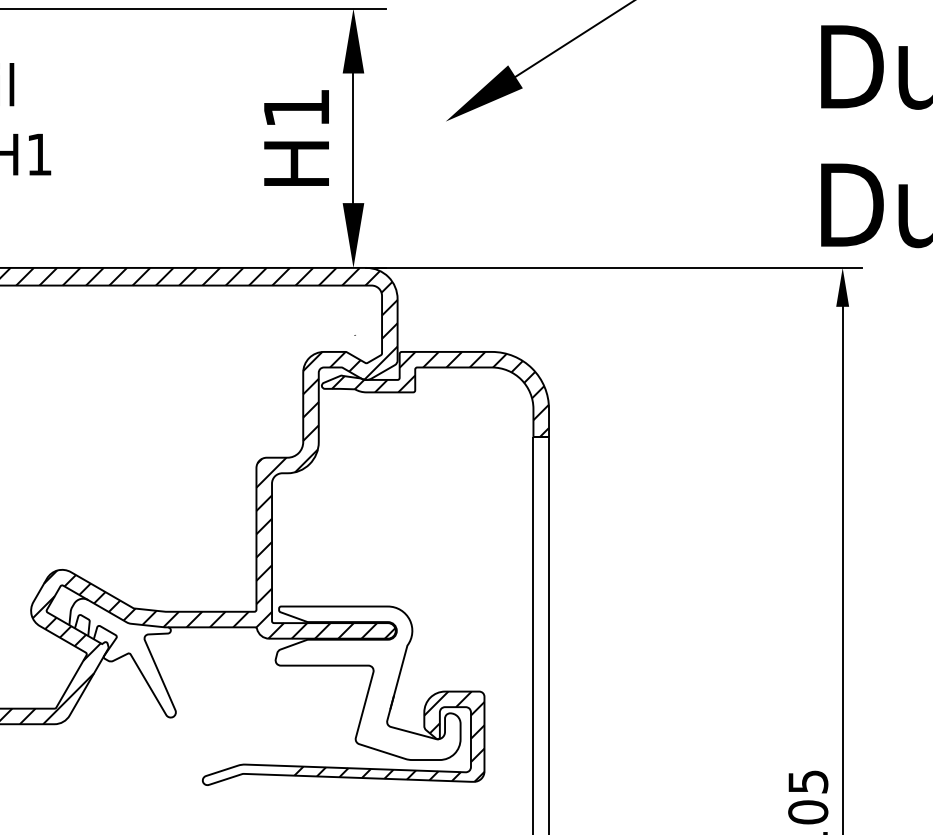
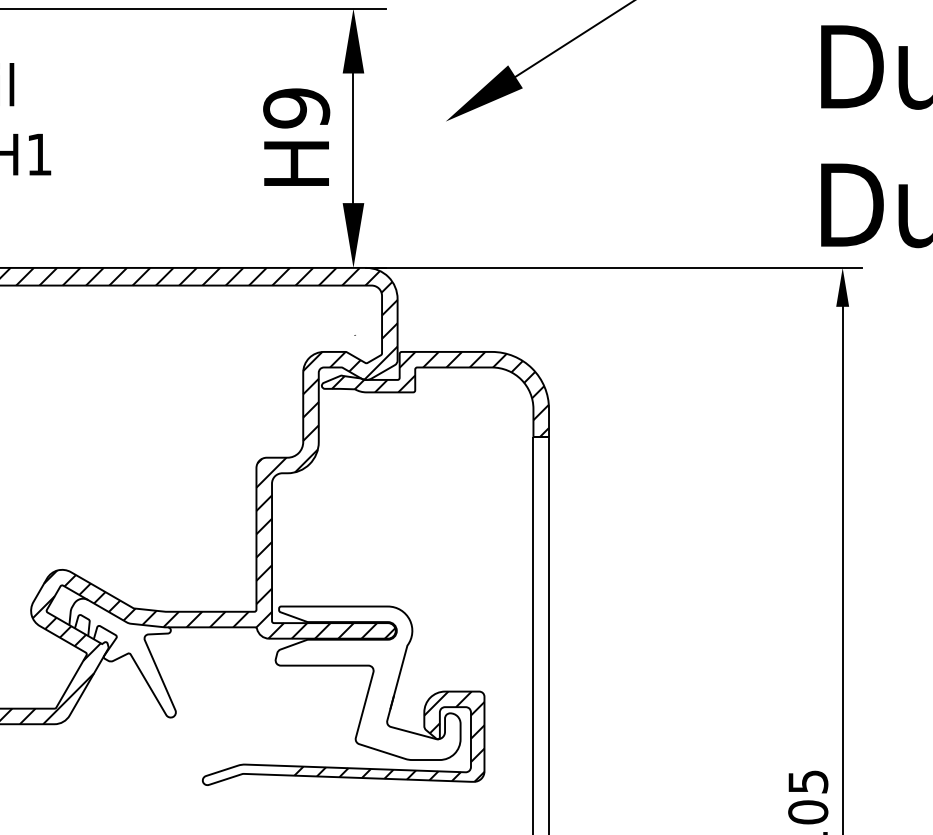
text: H1 -> H9 (296, 108)
